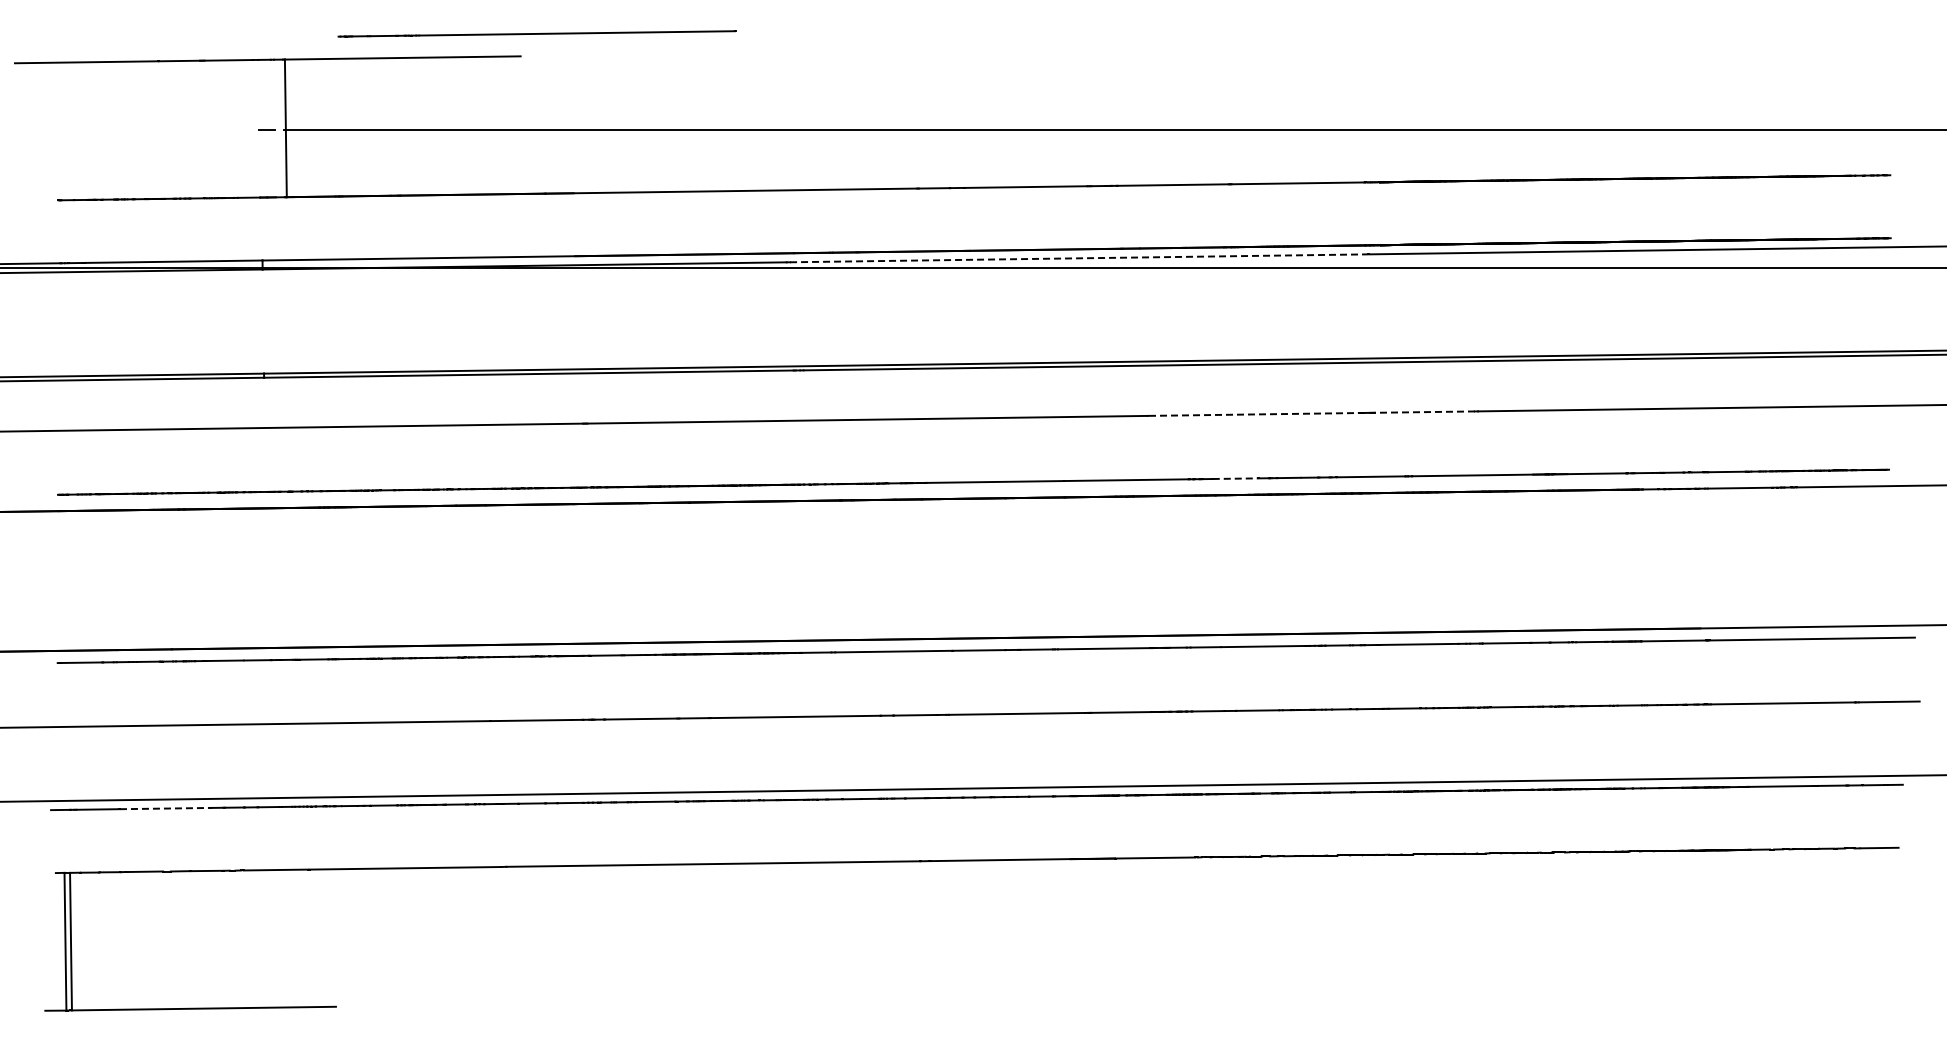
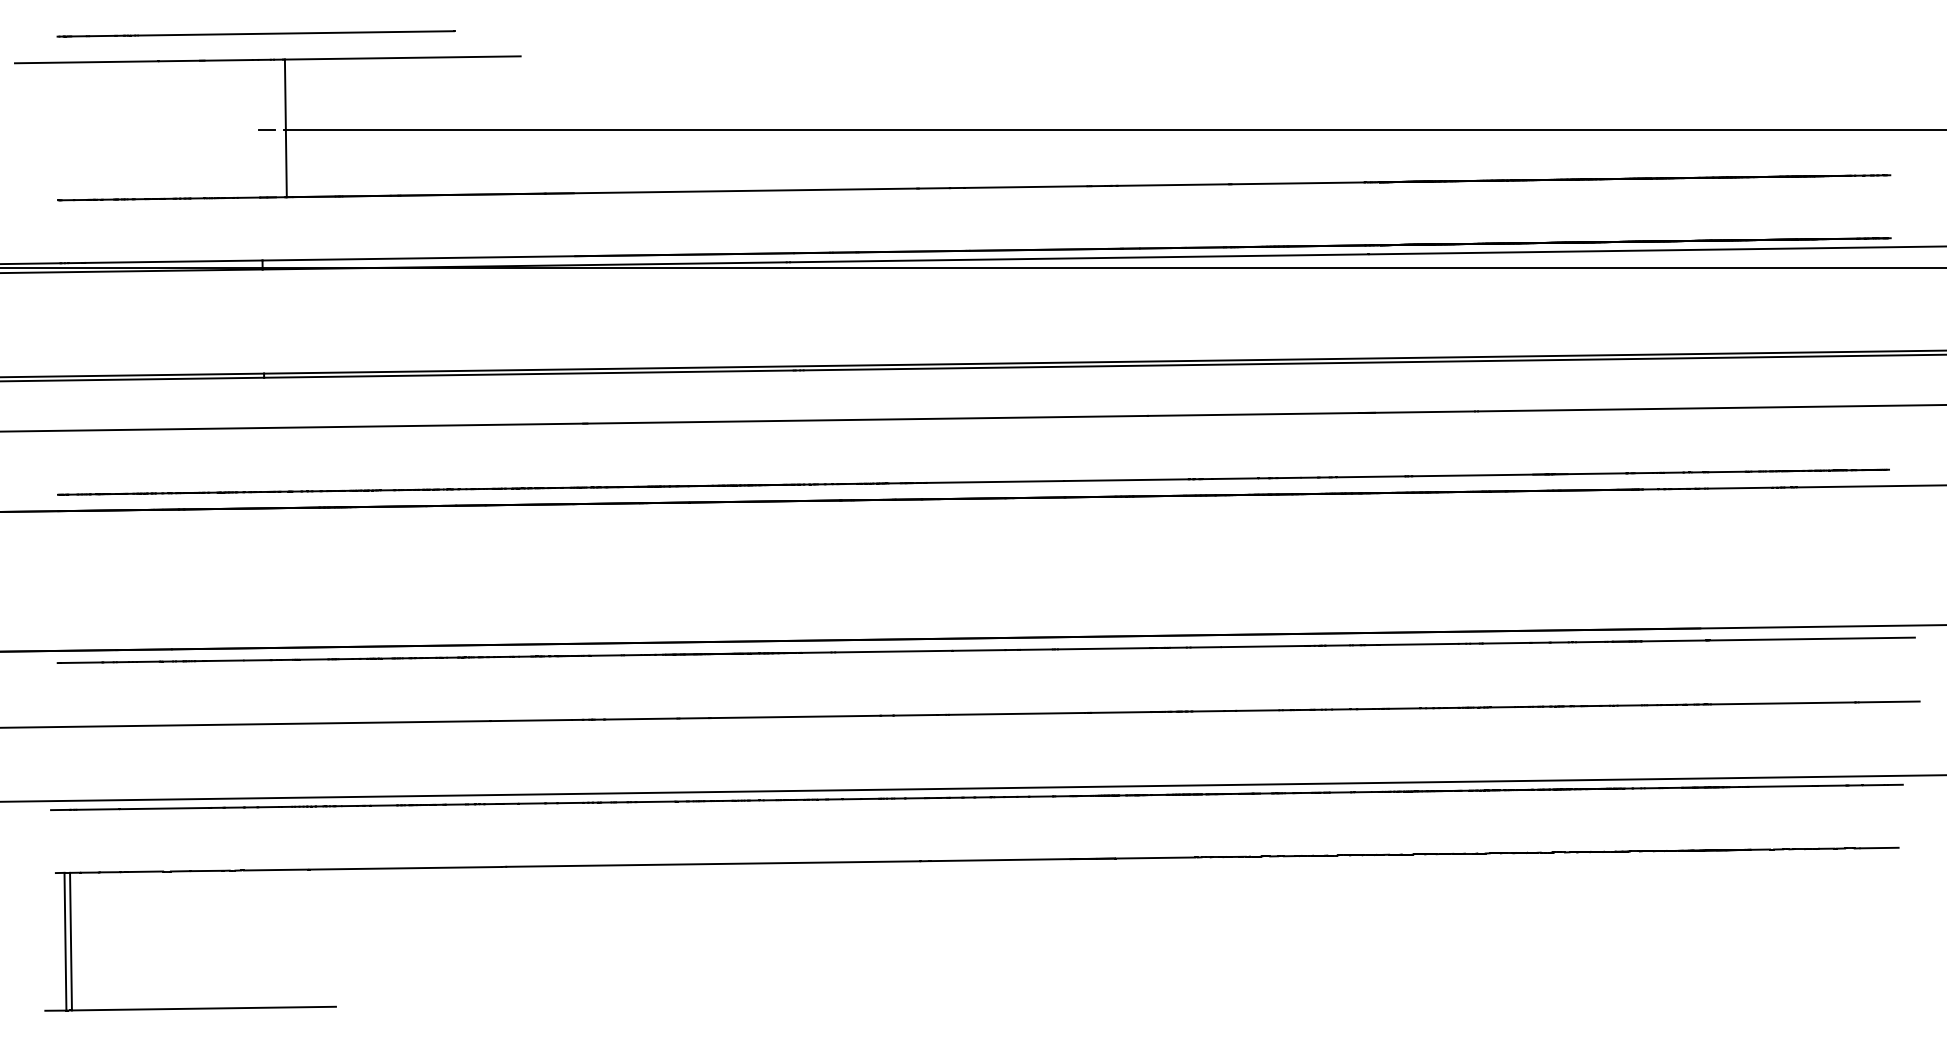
line position: (536, 33) -> (255, 33) (255, 33)
line: dashed -> solid (1079, 258)
line: dashed -> solid (1311, 413)
line: dashed -> solid (1235, 478)
line: dashed -> solid (164, 808)
